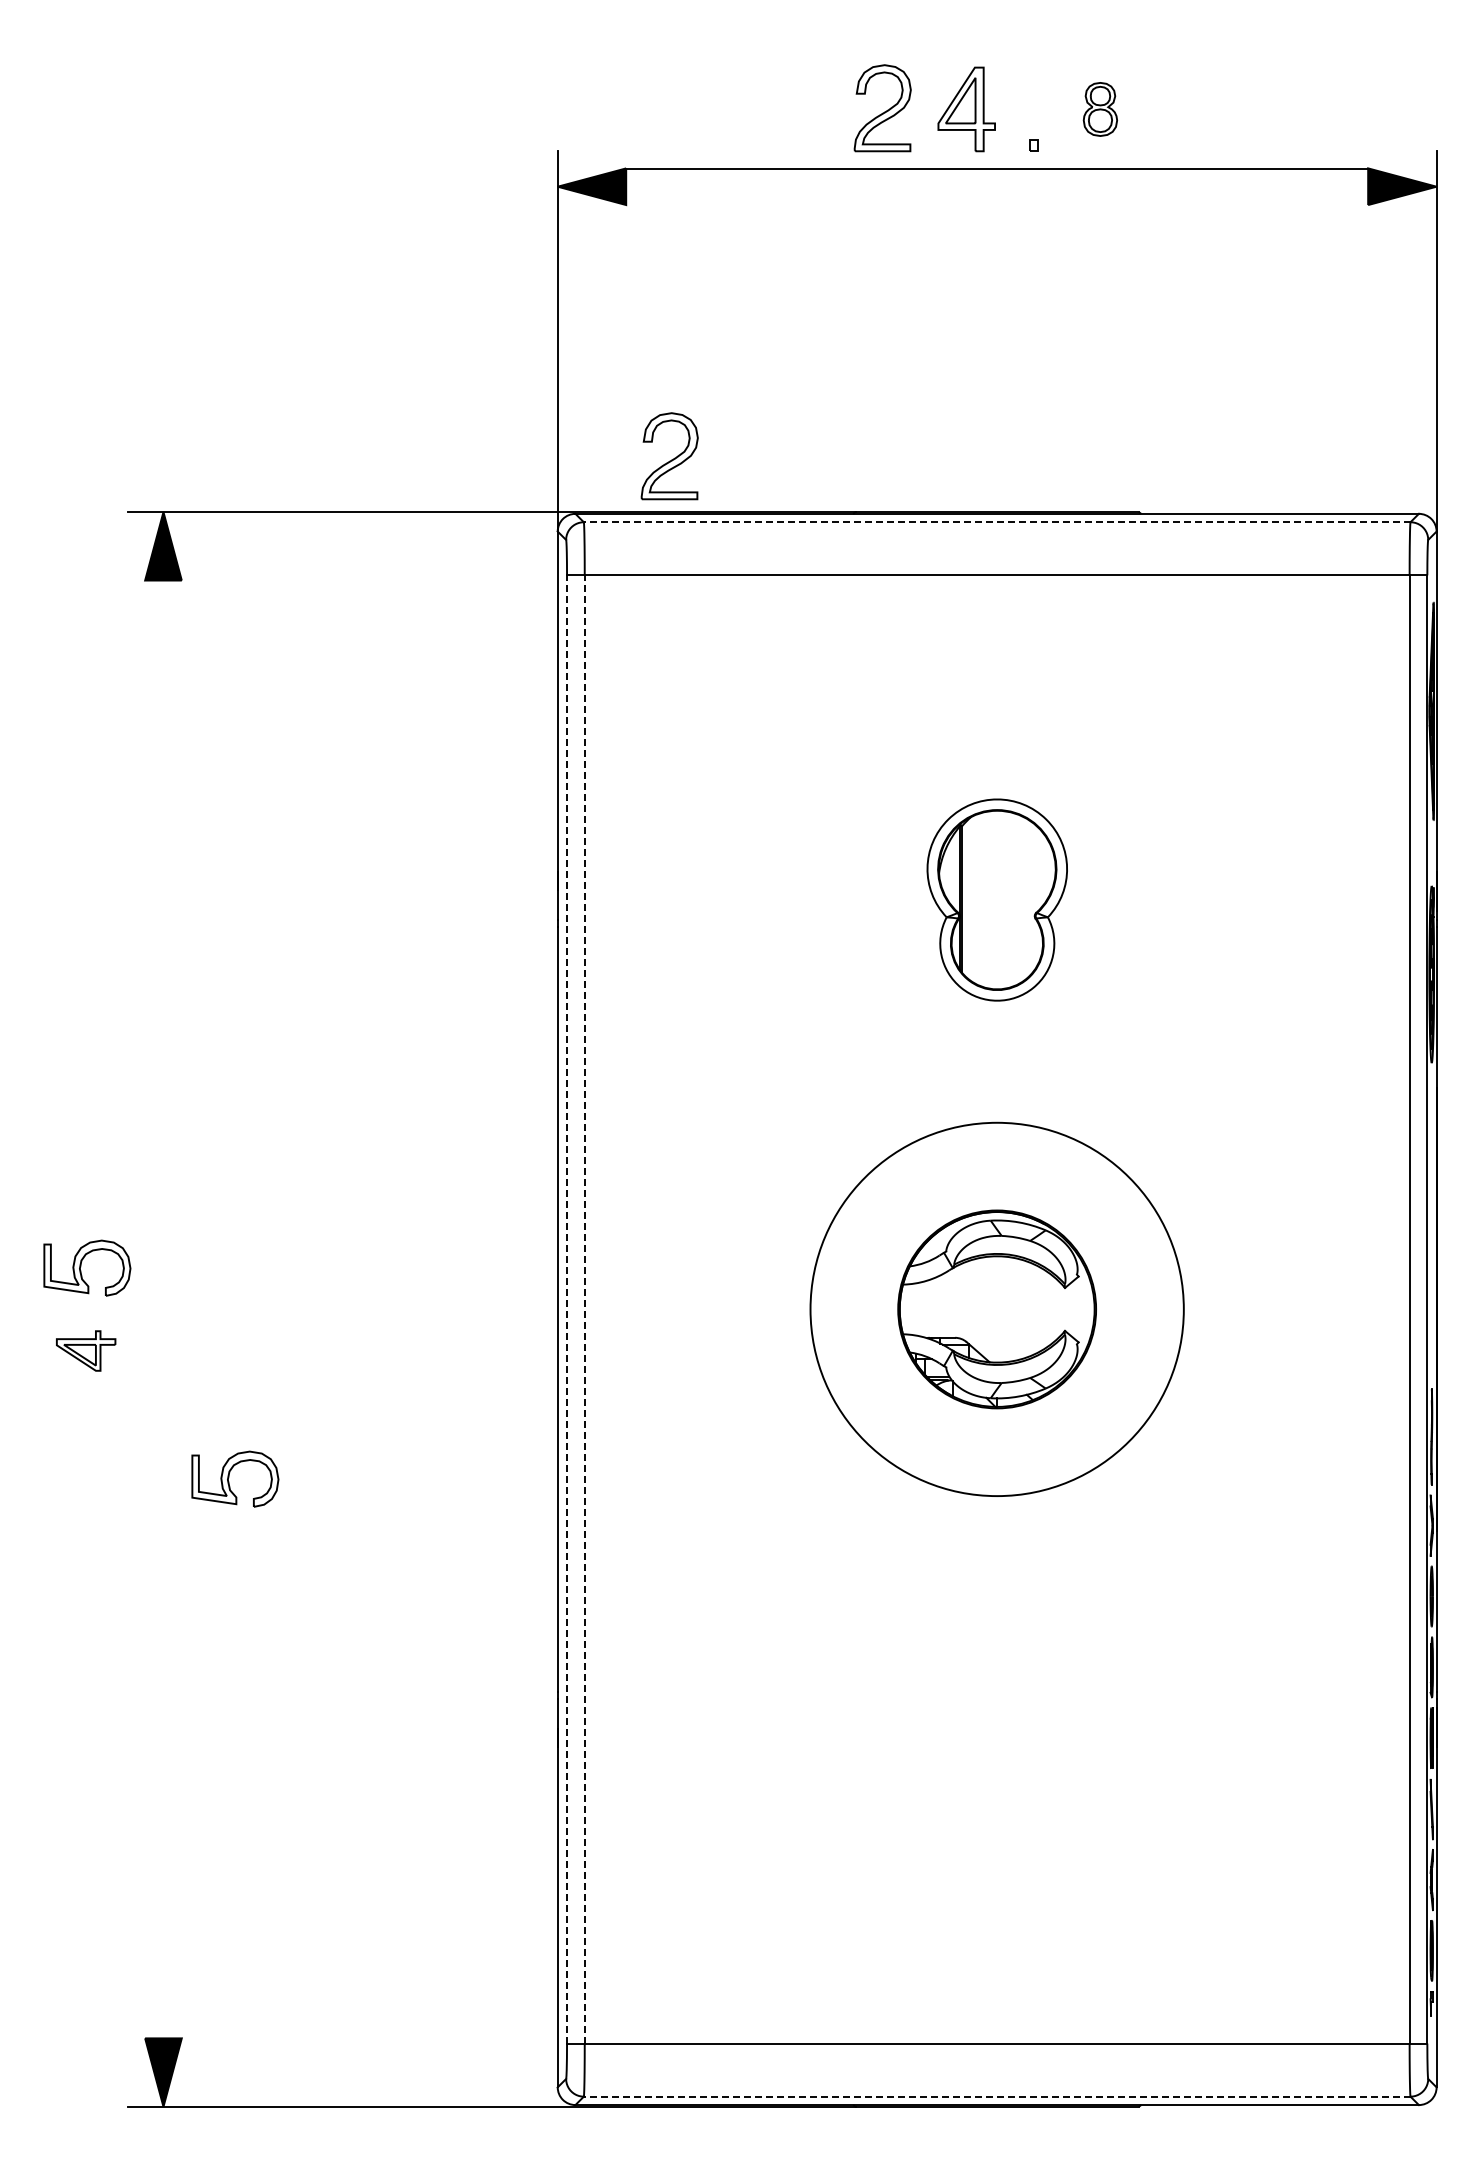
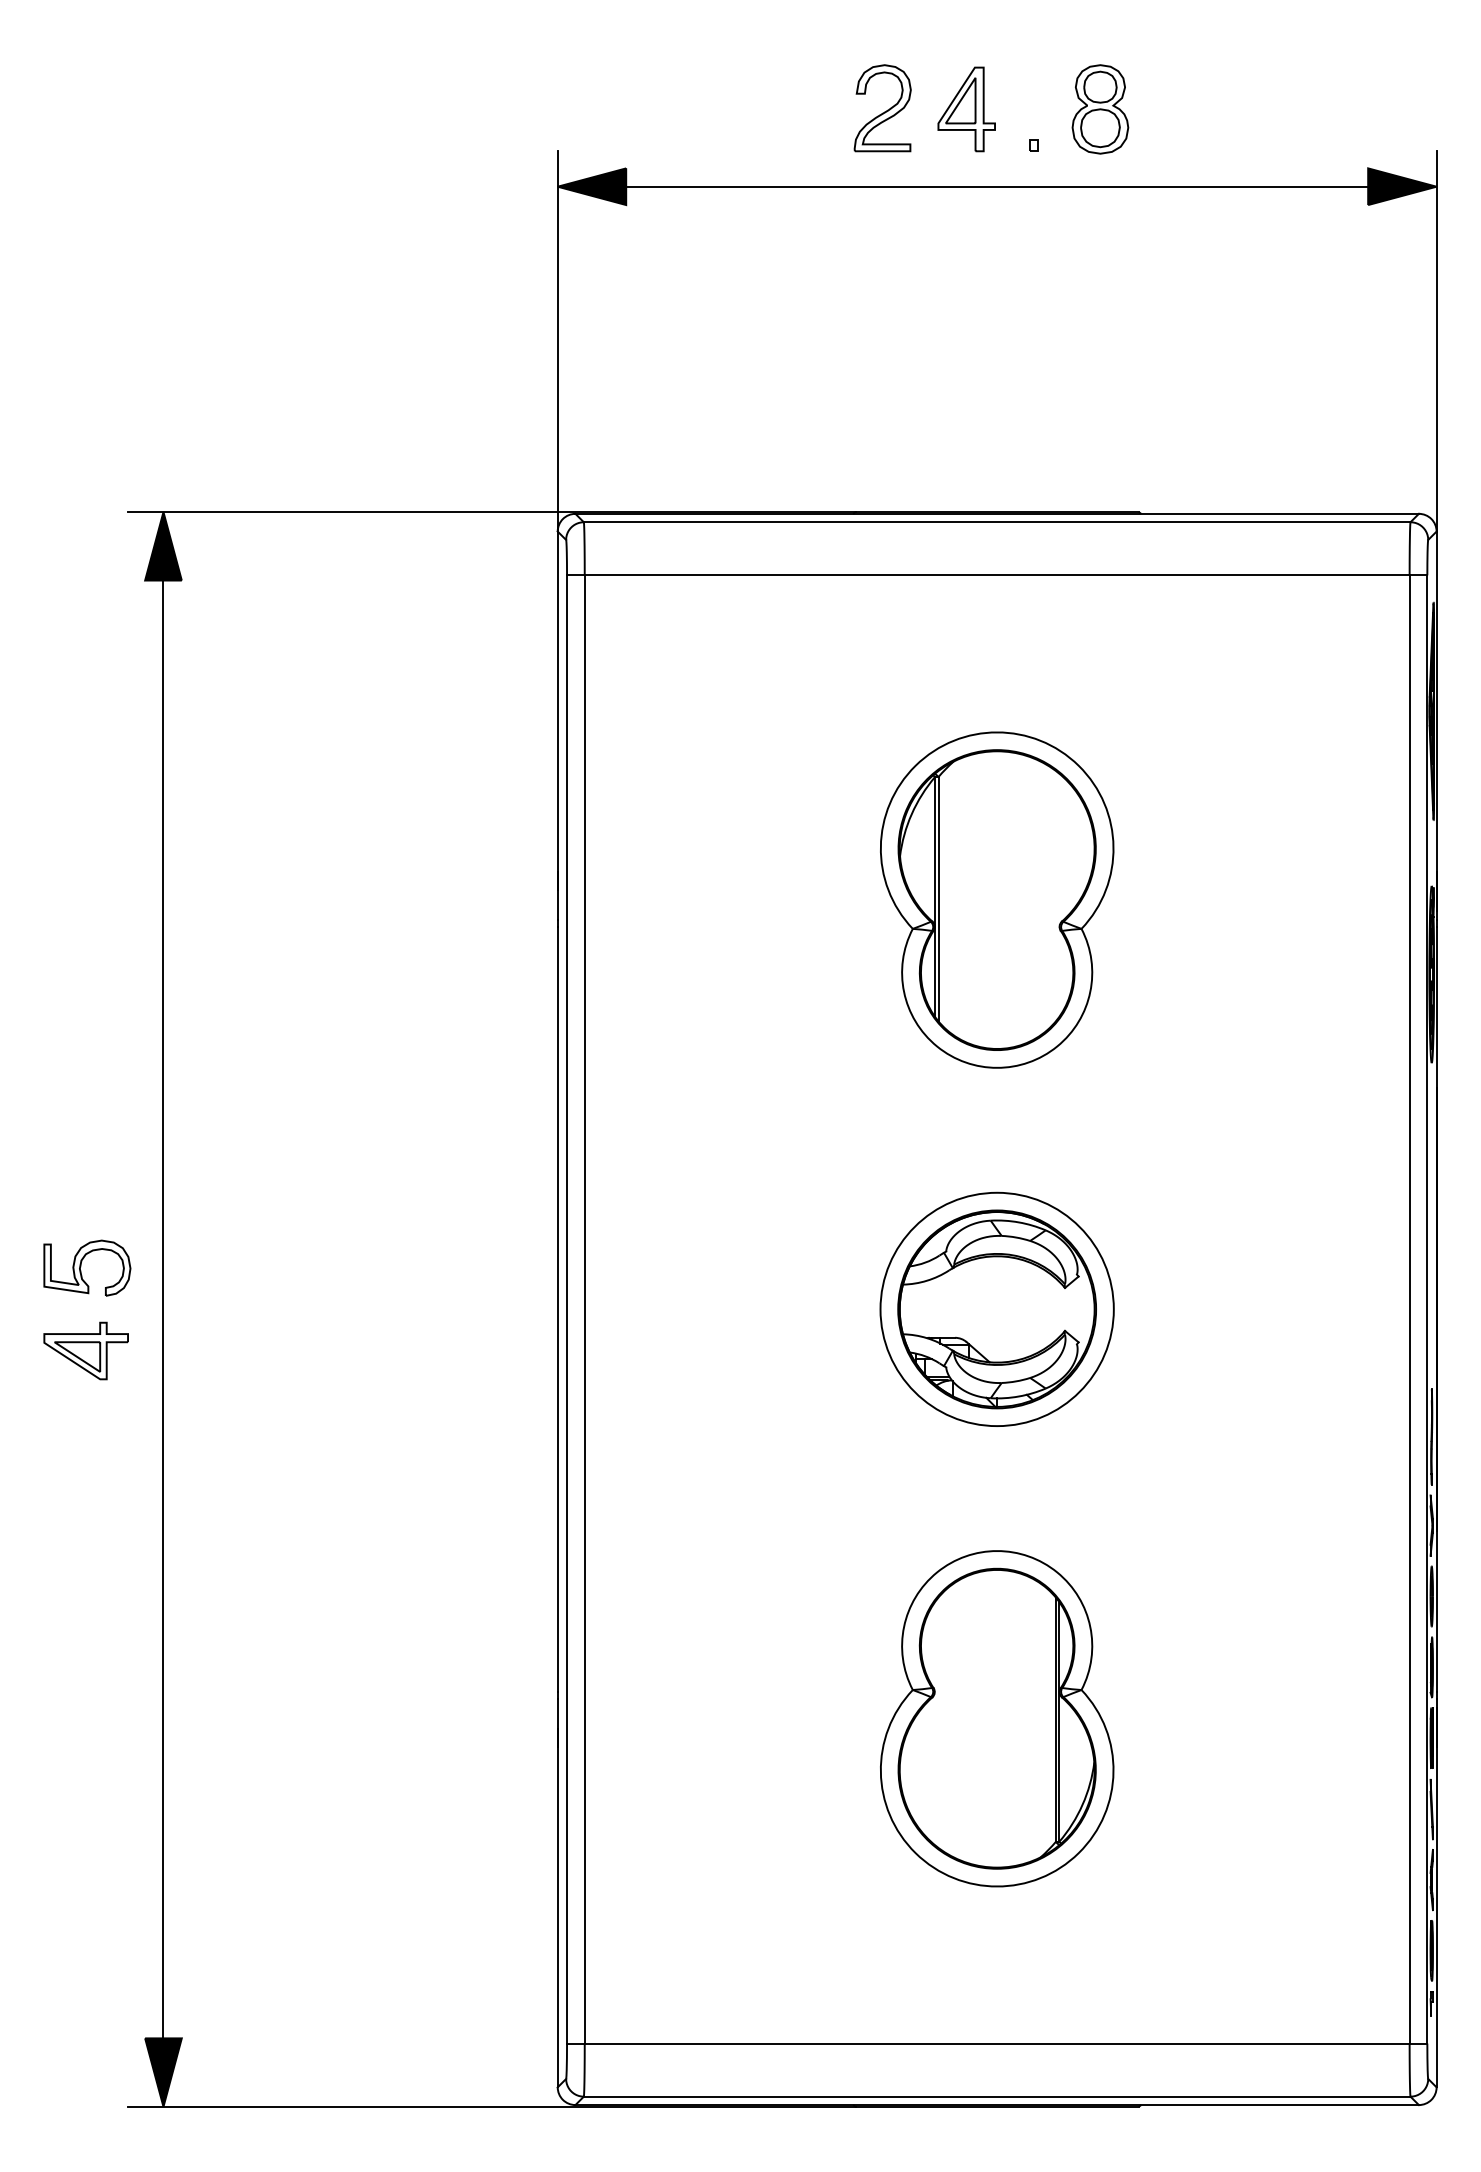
part size: 36x55 px -> 59x91 px (1100, 109)
line position: (997, 168) -> (997, 186) (997, 186)
part: present -> none (669, 456)
line: dashed -> solid (996, 522)
part size: 142x204 px -> 235x338 px (997, 899)
line: dashed -> solid (567, 1308)
line: dashed -> solid (584, 1308)
line: none -> present (163, 1309)
circle diameter: 373 px -> 233 px (996, 1309)
part size: 61x42 px -> 86x60 px (85, 1350)
part: present -> none (229, 1477)
part: none -> present (997, 1718)
line: dashed -> solid (996, 2096)
